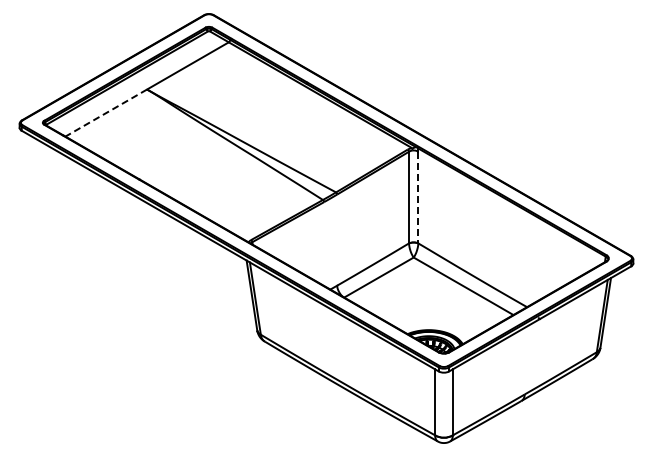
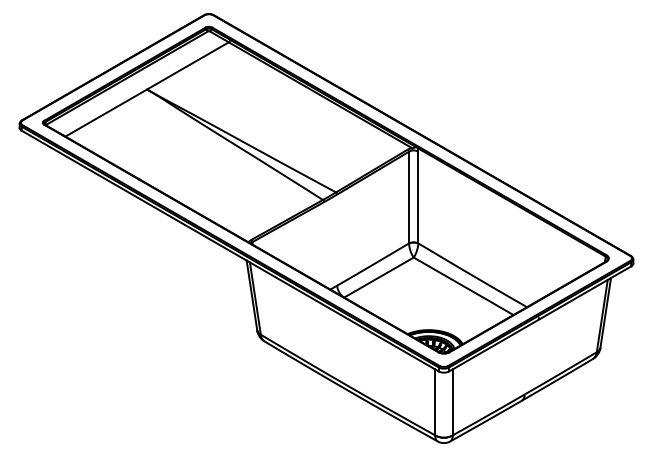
line: dashed -> solid (105, 113)
line: dashed -> solid (418, 197)
